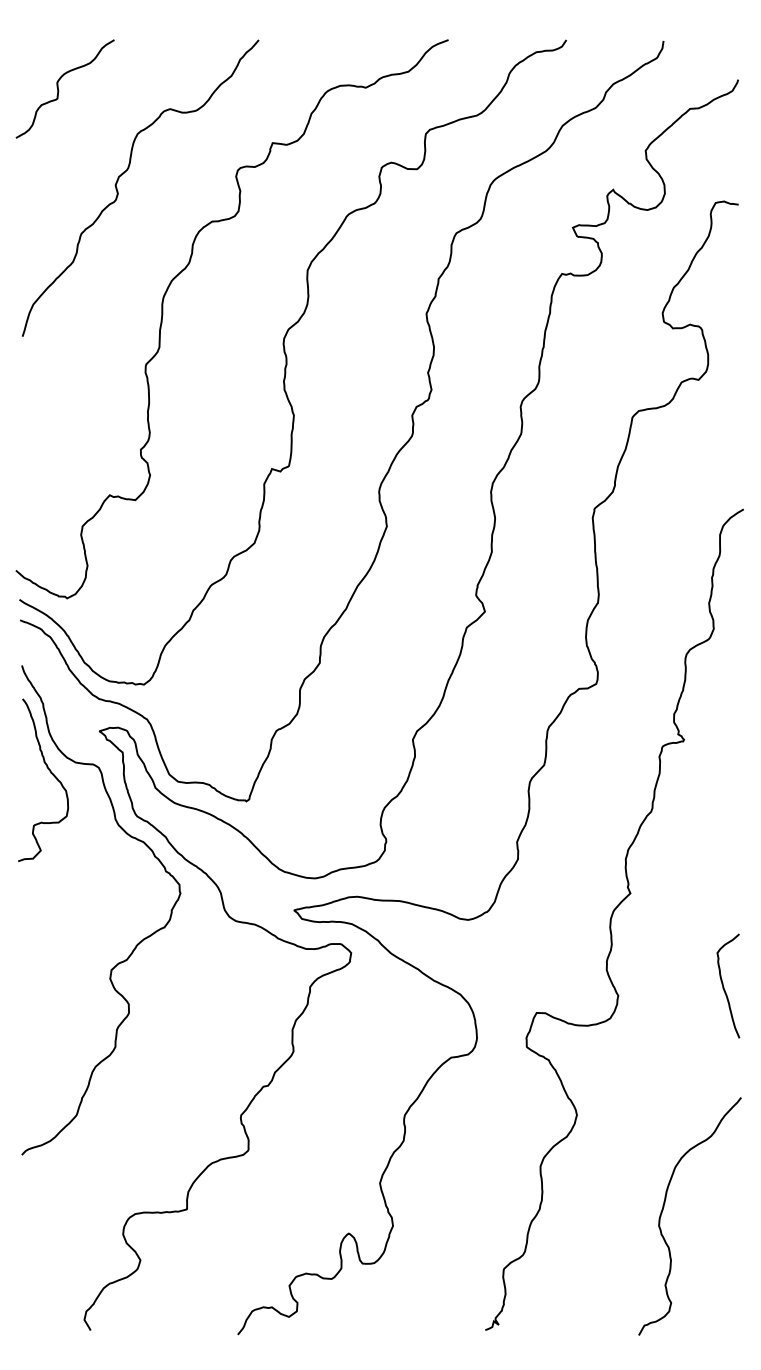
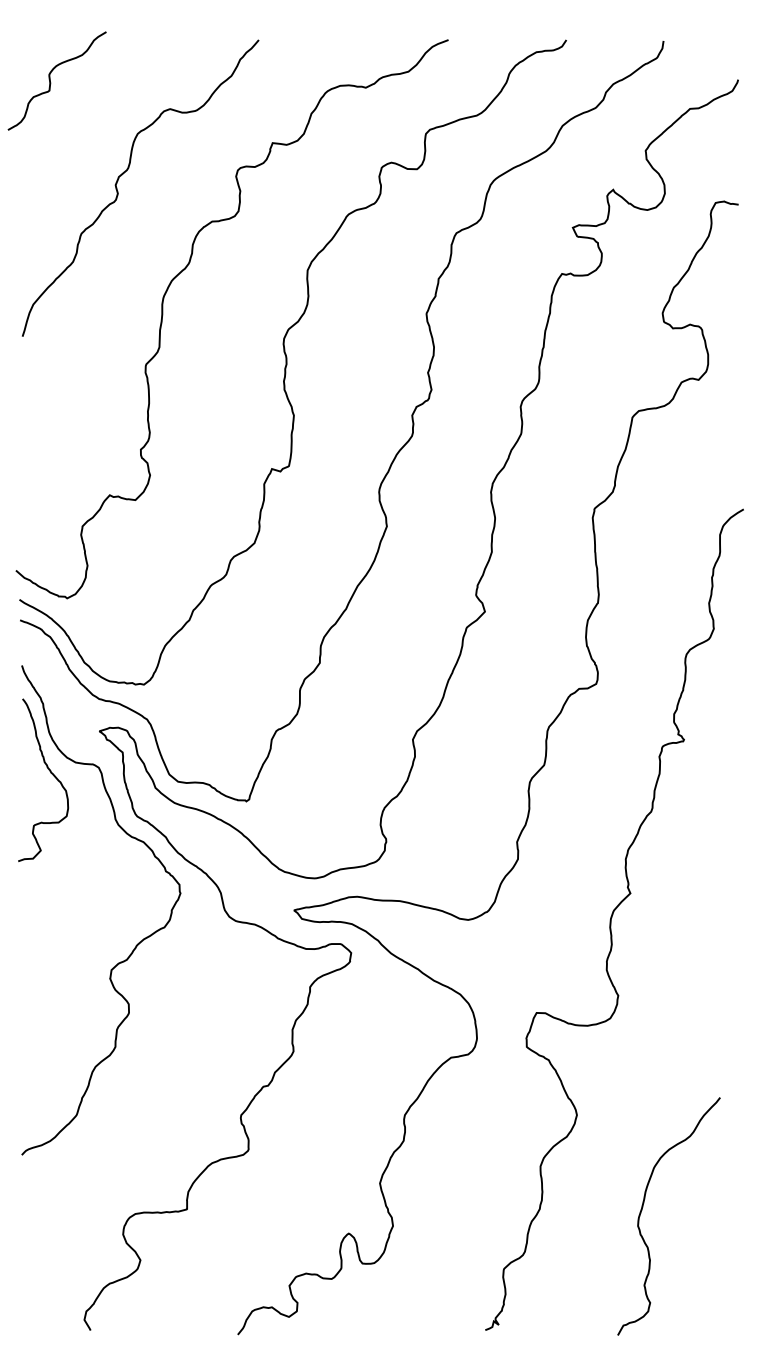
curve position: (59, 90) -> (51, 82) (51, 82)
curve: present -> none (724, 986)
curve position: (664, 1207) -> (643, 1207) (643, 1207)
